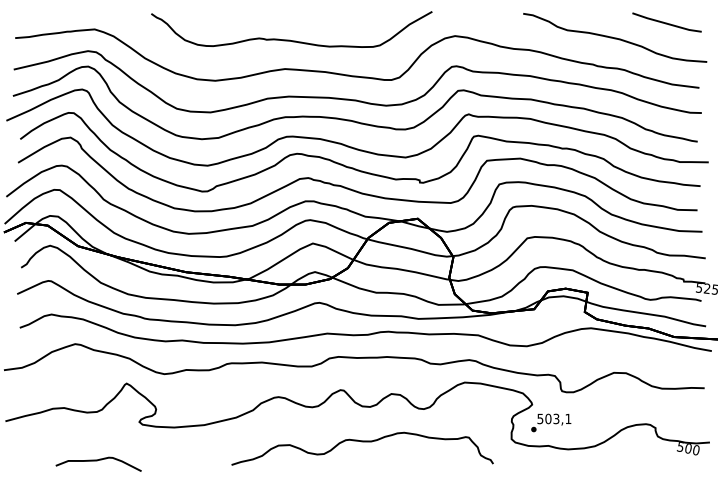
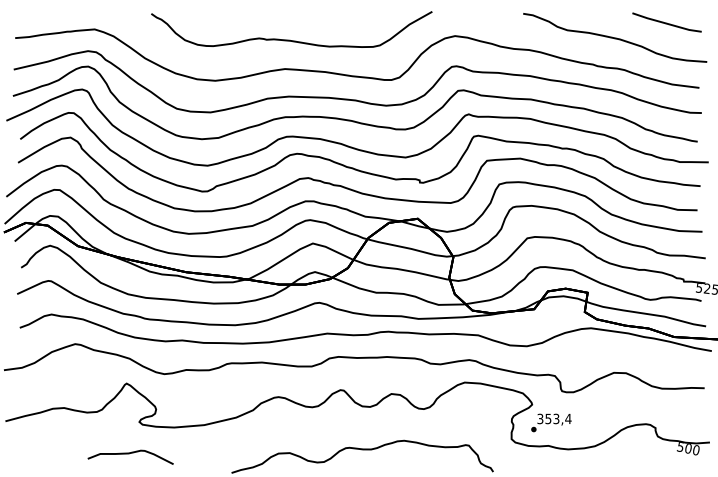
text: 503,1 -> 353,4 (554, 418)
curve position: (362, 442) -> (362, 450) (362, 450)
curve position: (97, 461) -> (129, 454) (129, 454)
